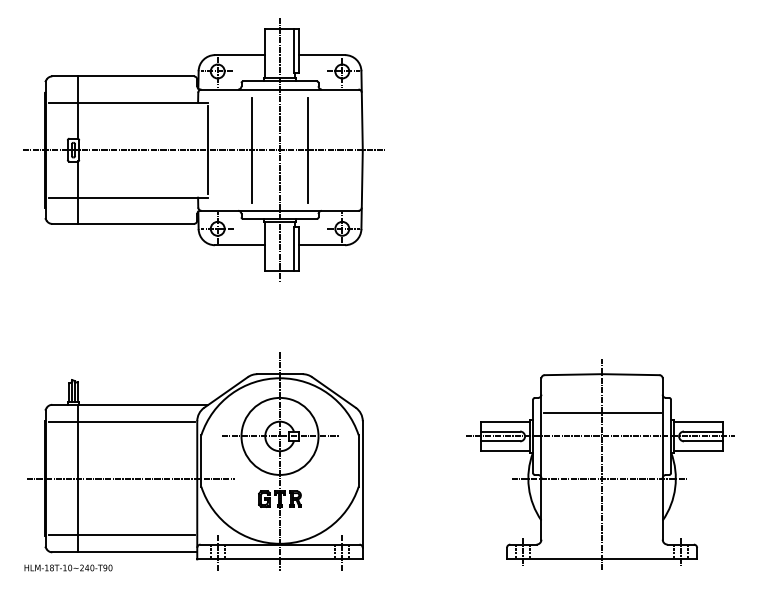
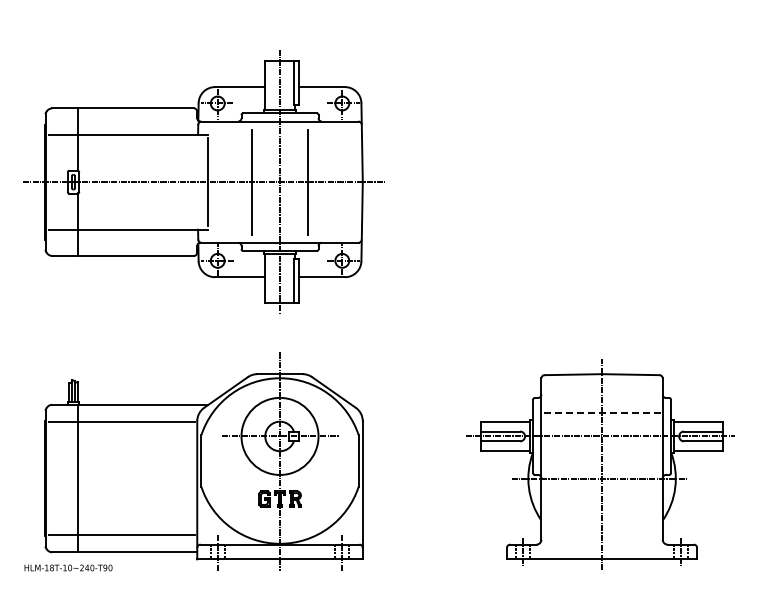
part position: (203, 149) -> (203, 181) (203, 181)
line: solid -> dashed (602, 412)
line: present -> none (130, 478)
